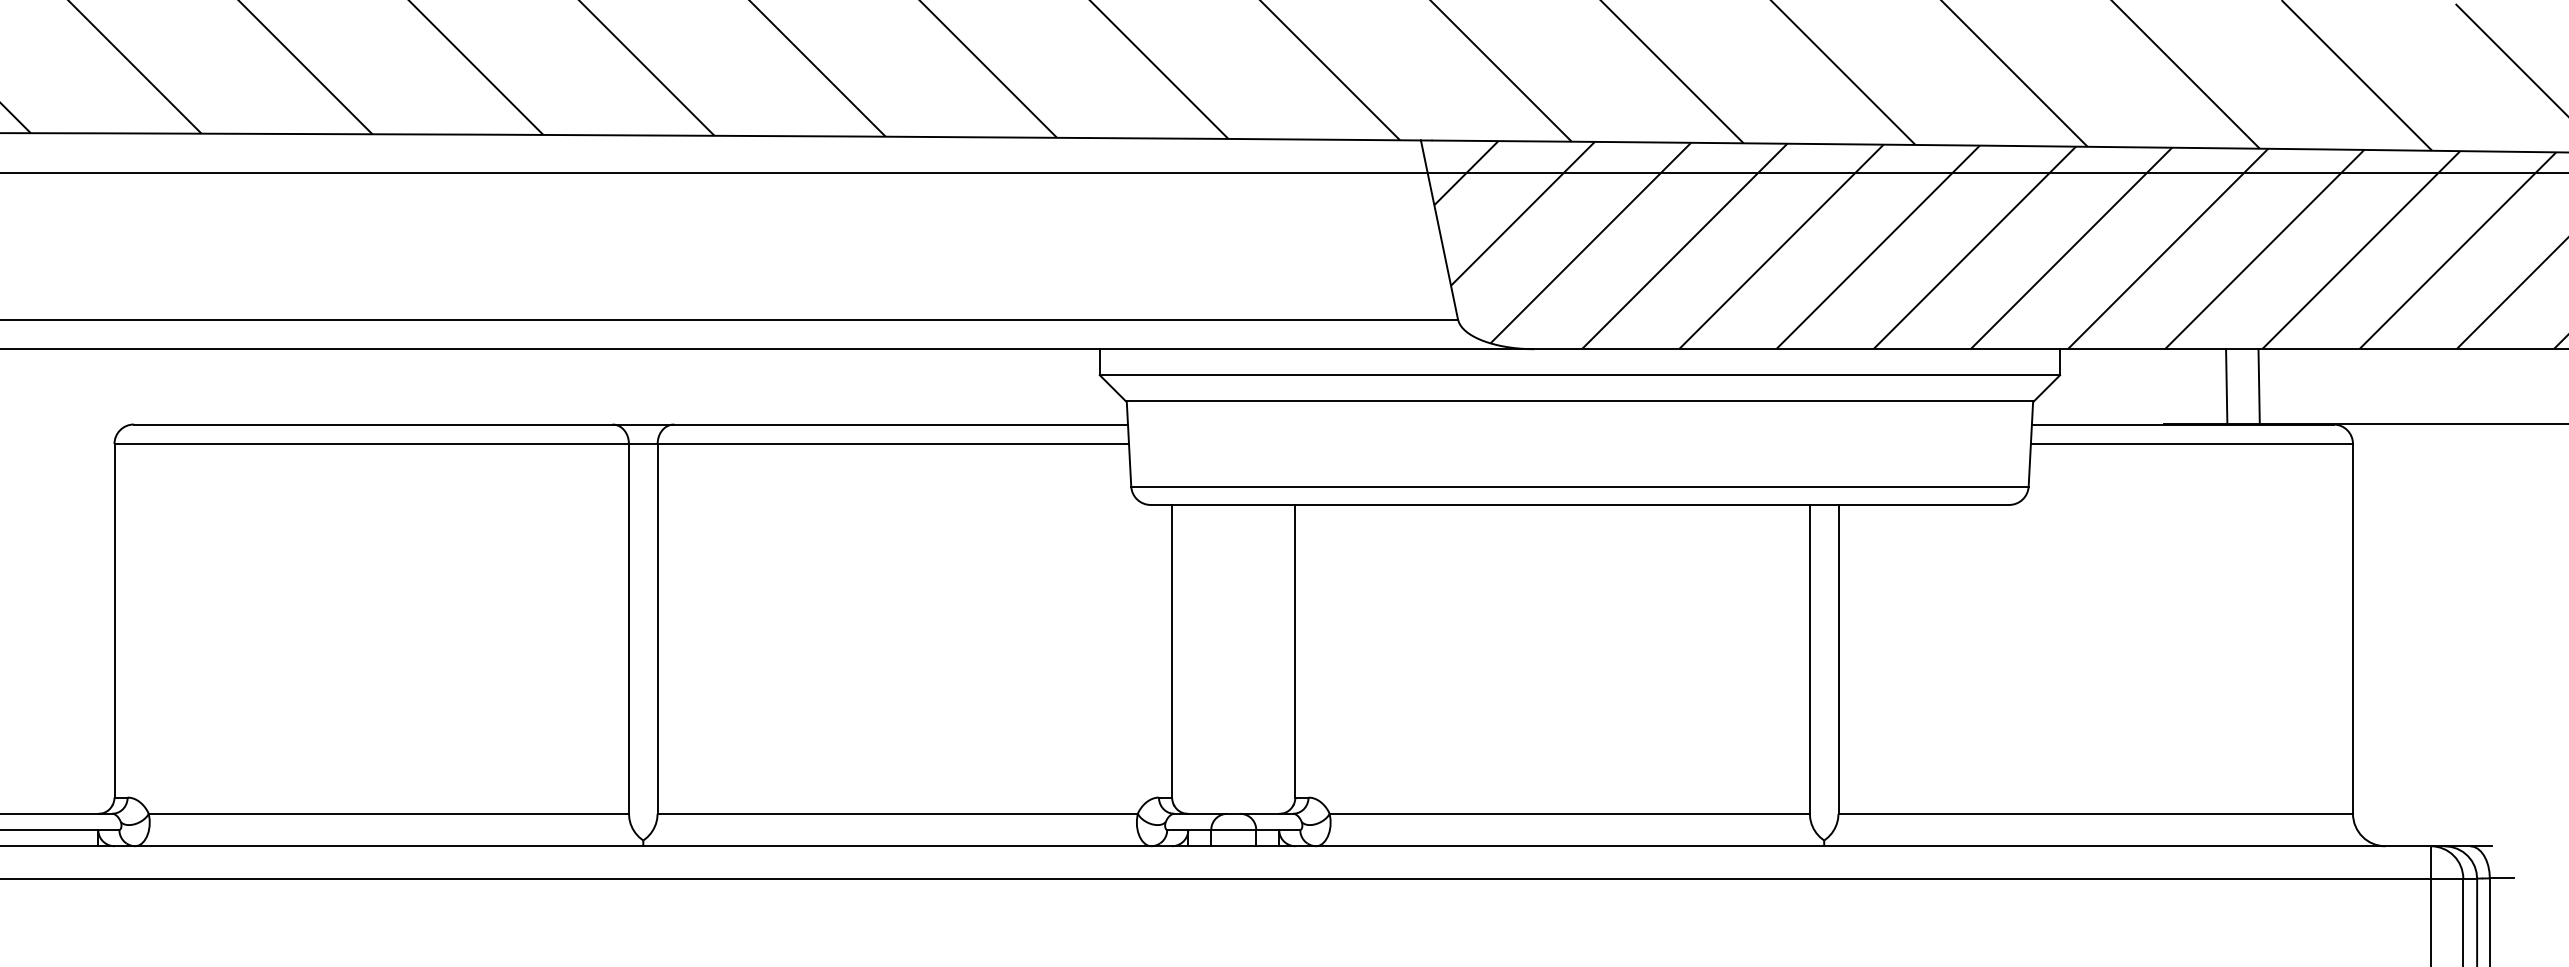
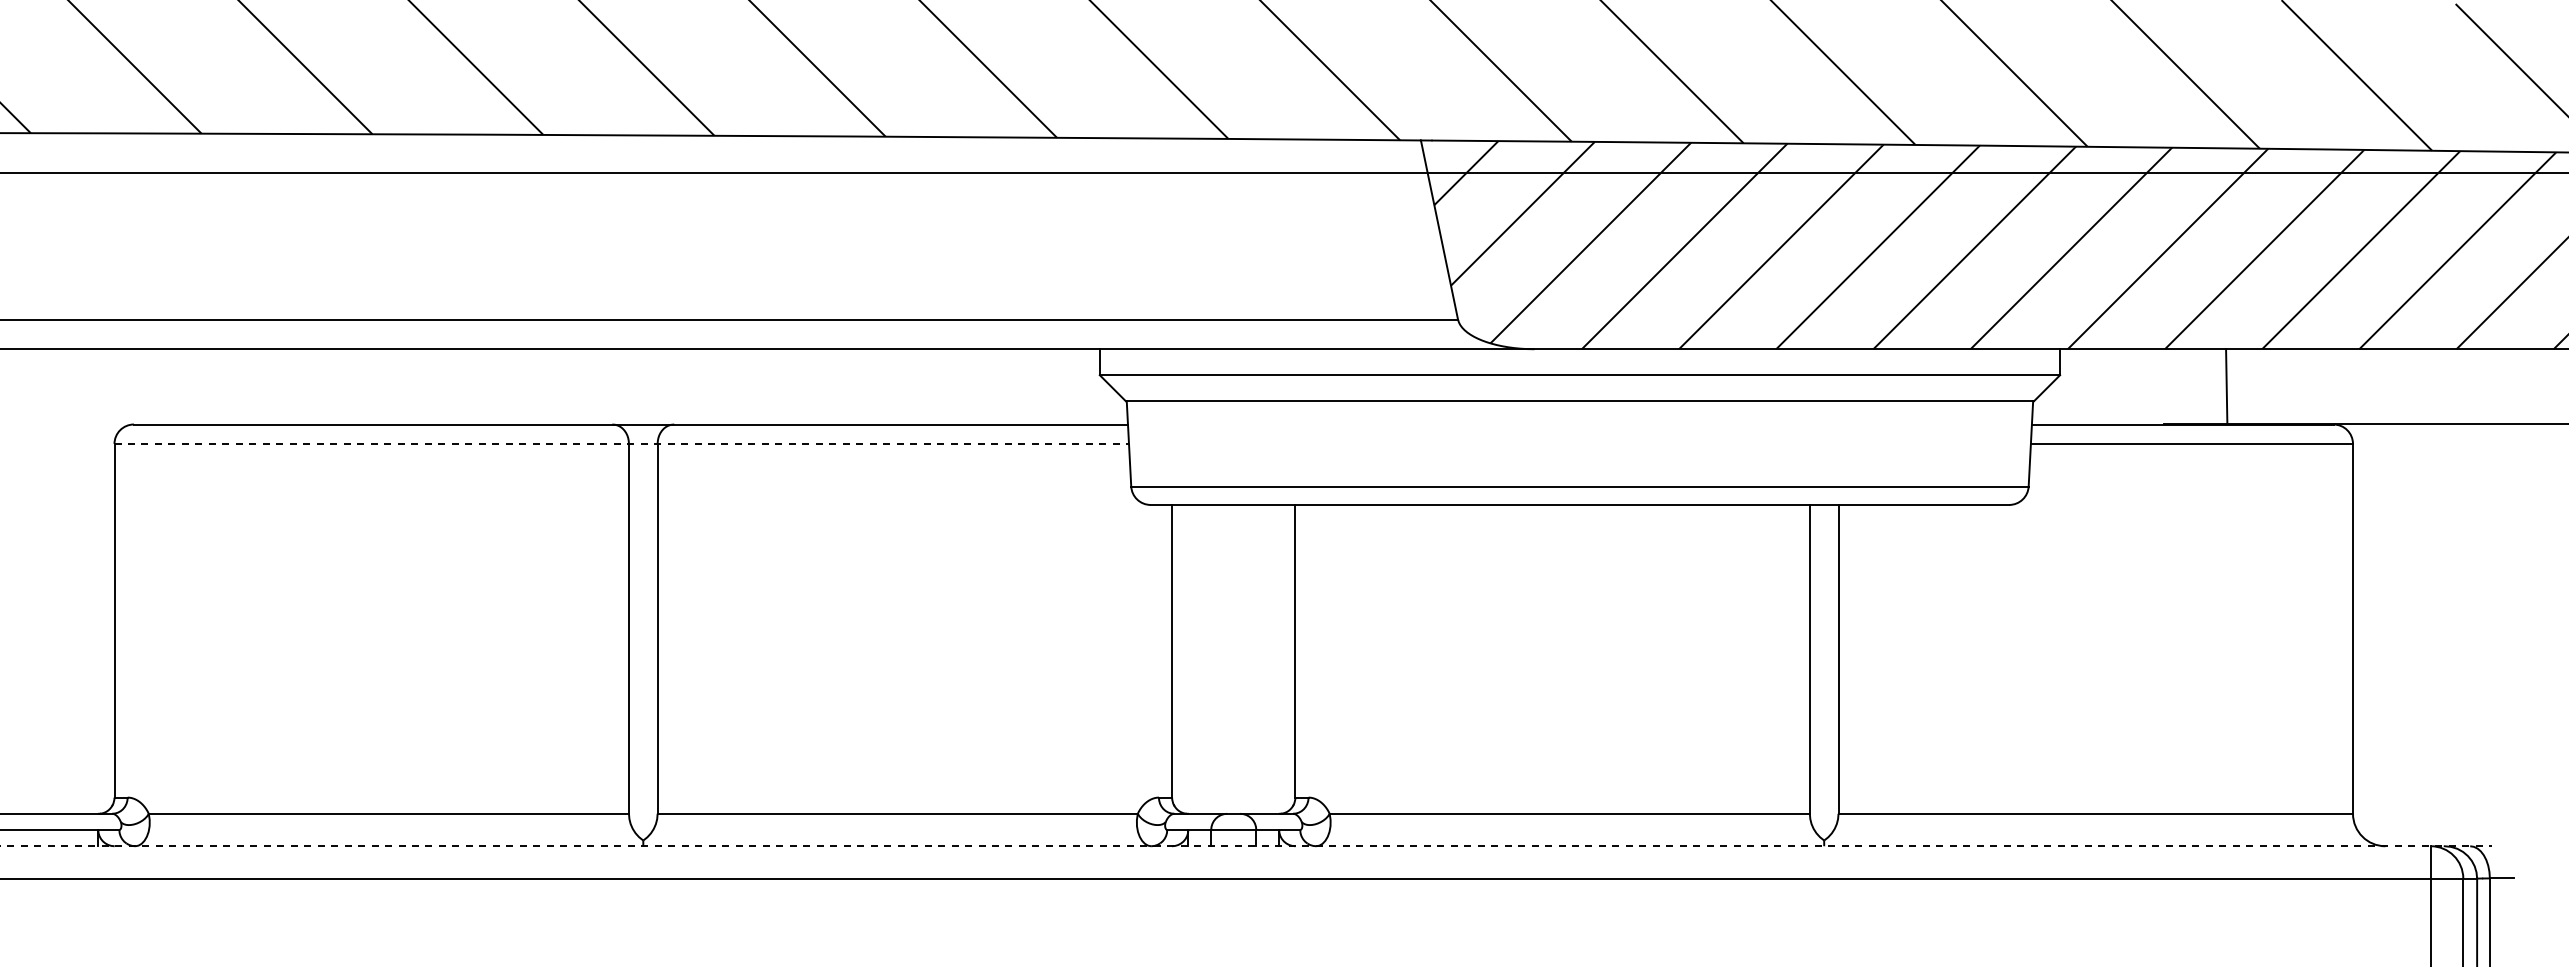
line: present -> none (2258, 386)
line: solid -> dashed (622, 443)
line: solid -> dashed (1246, 846)
